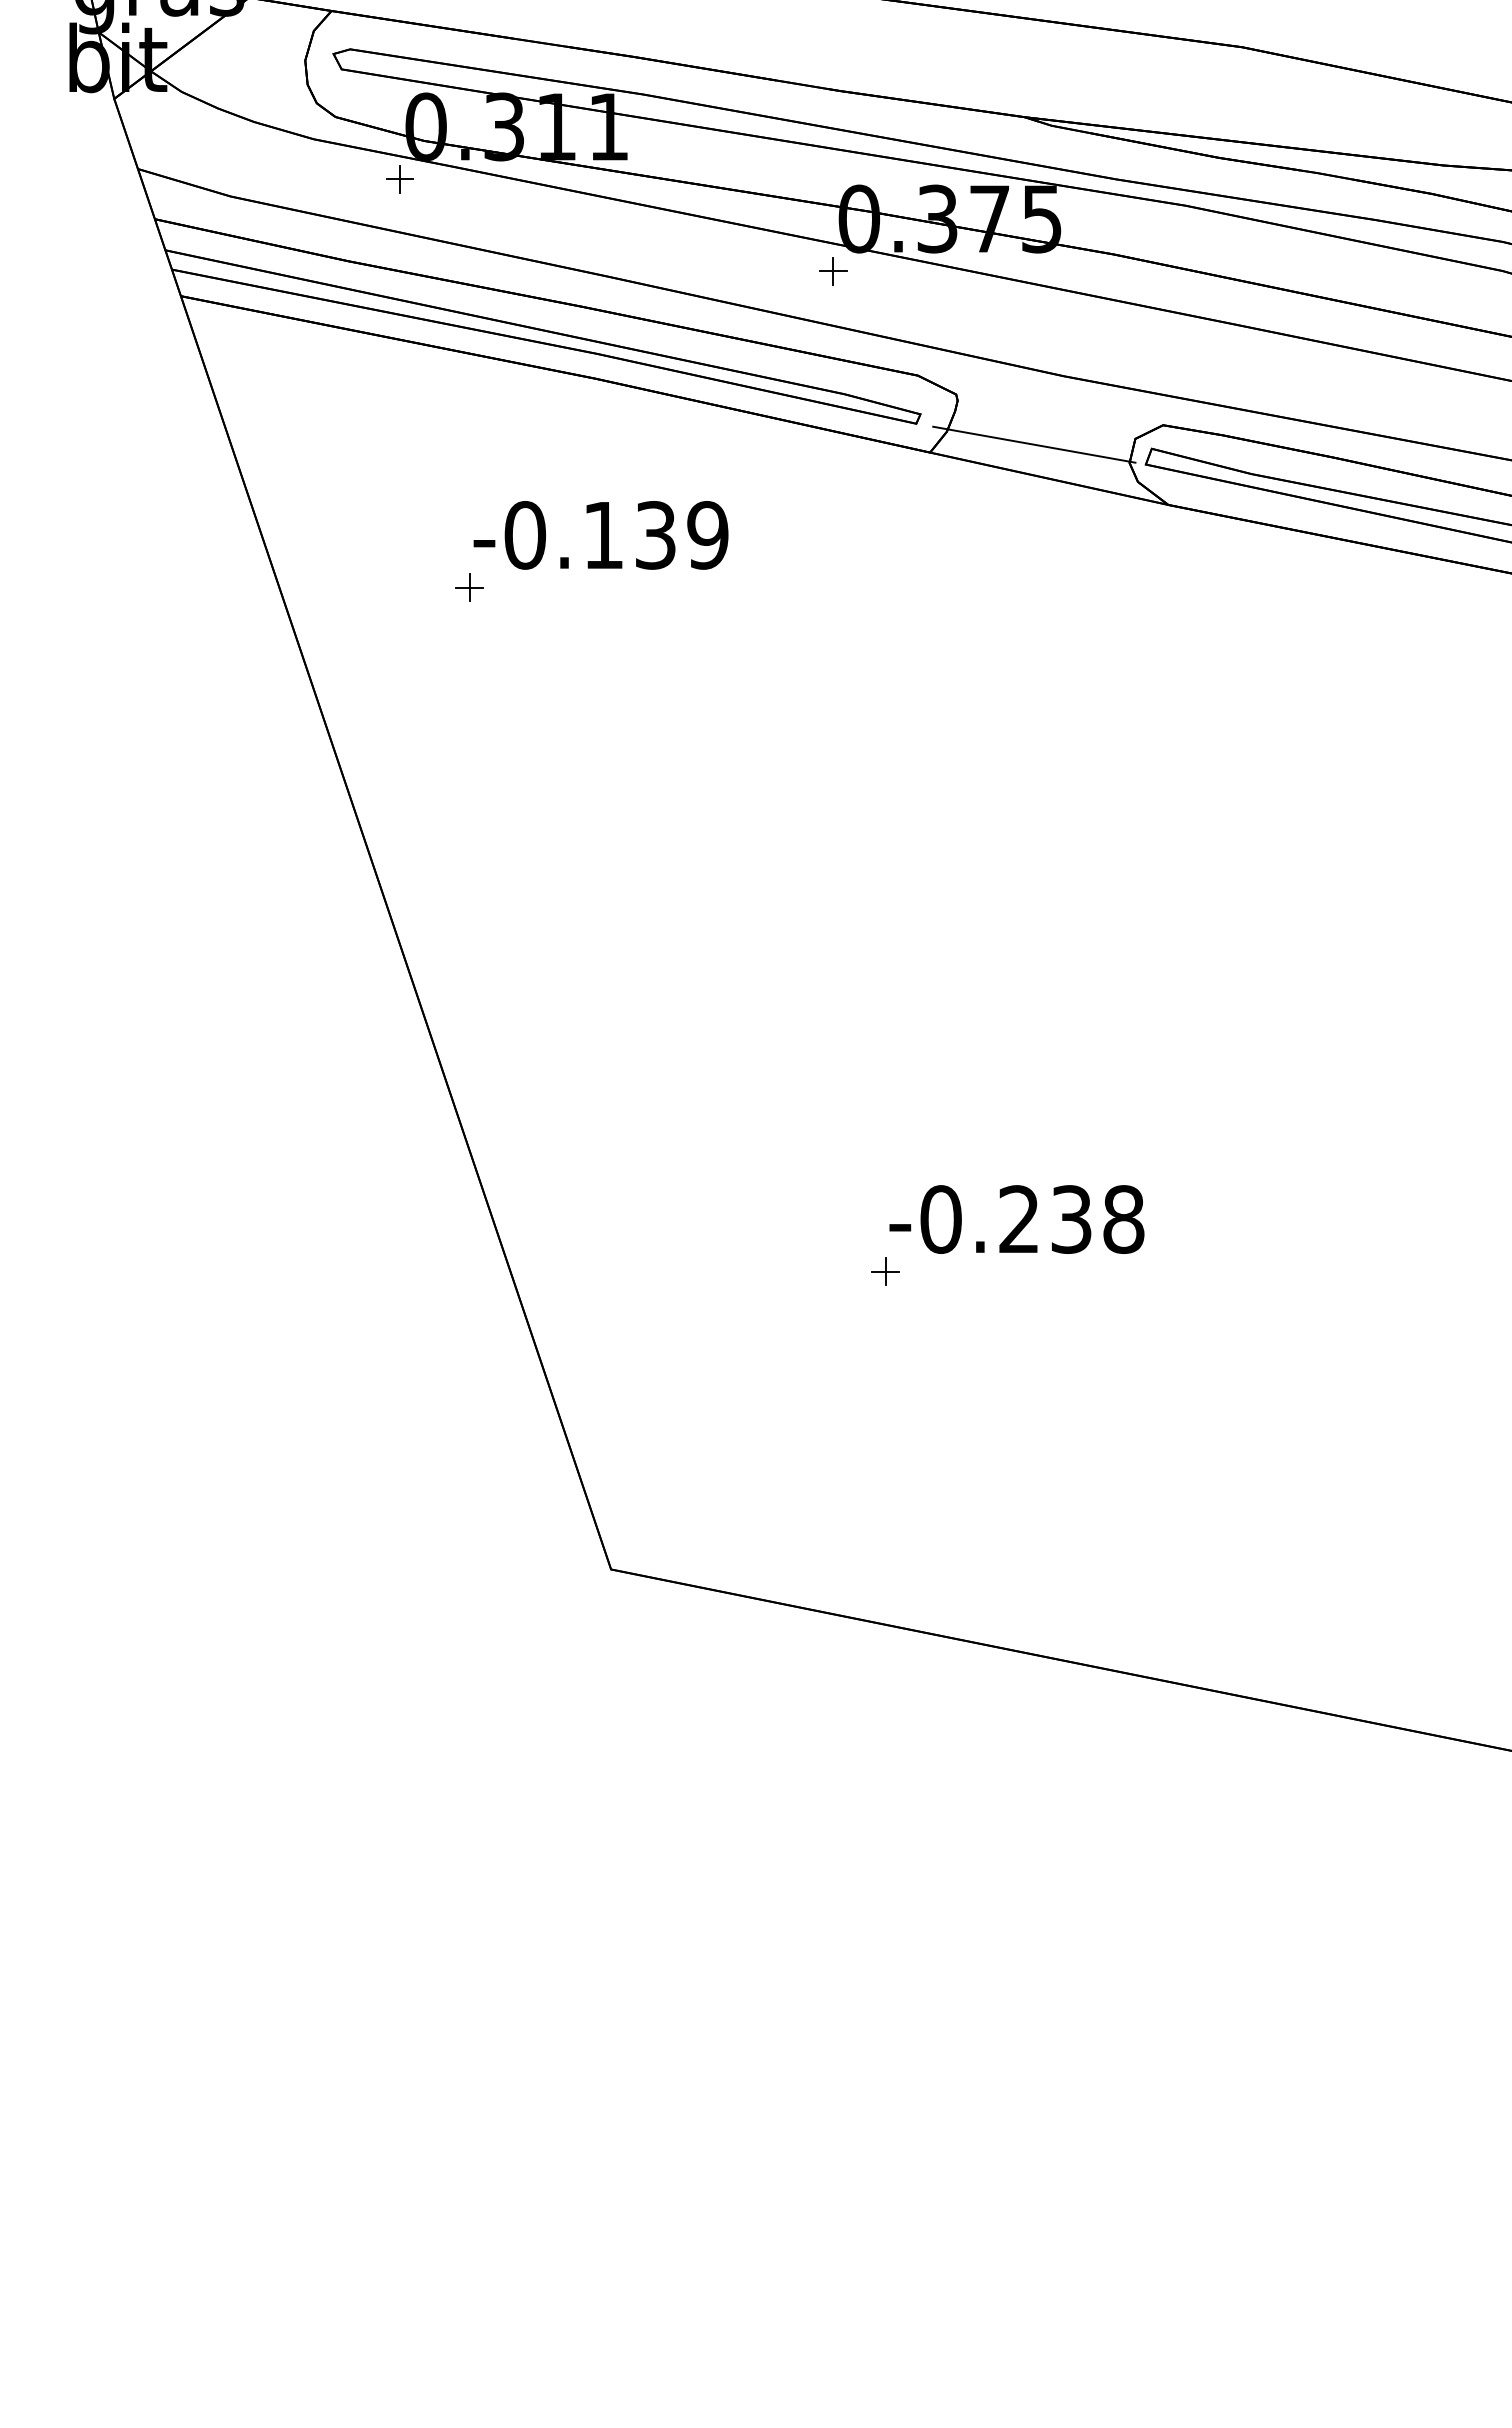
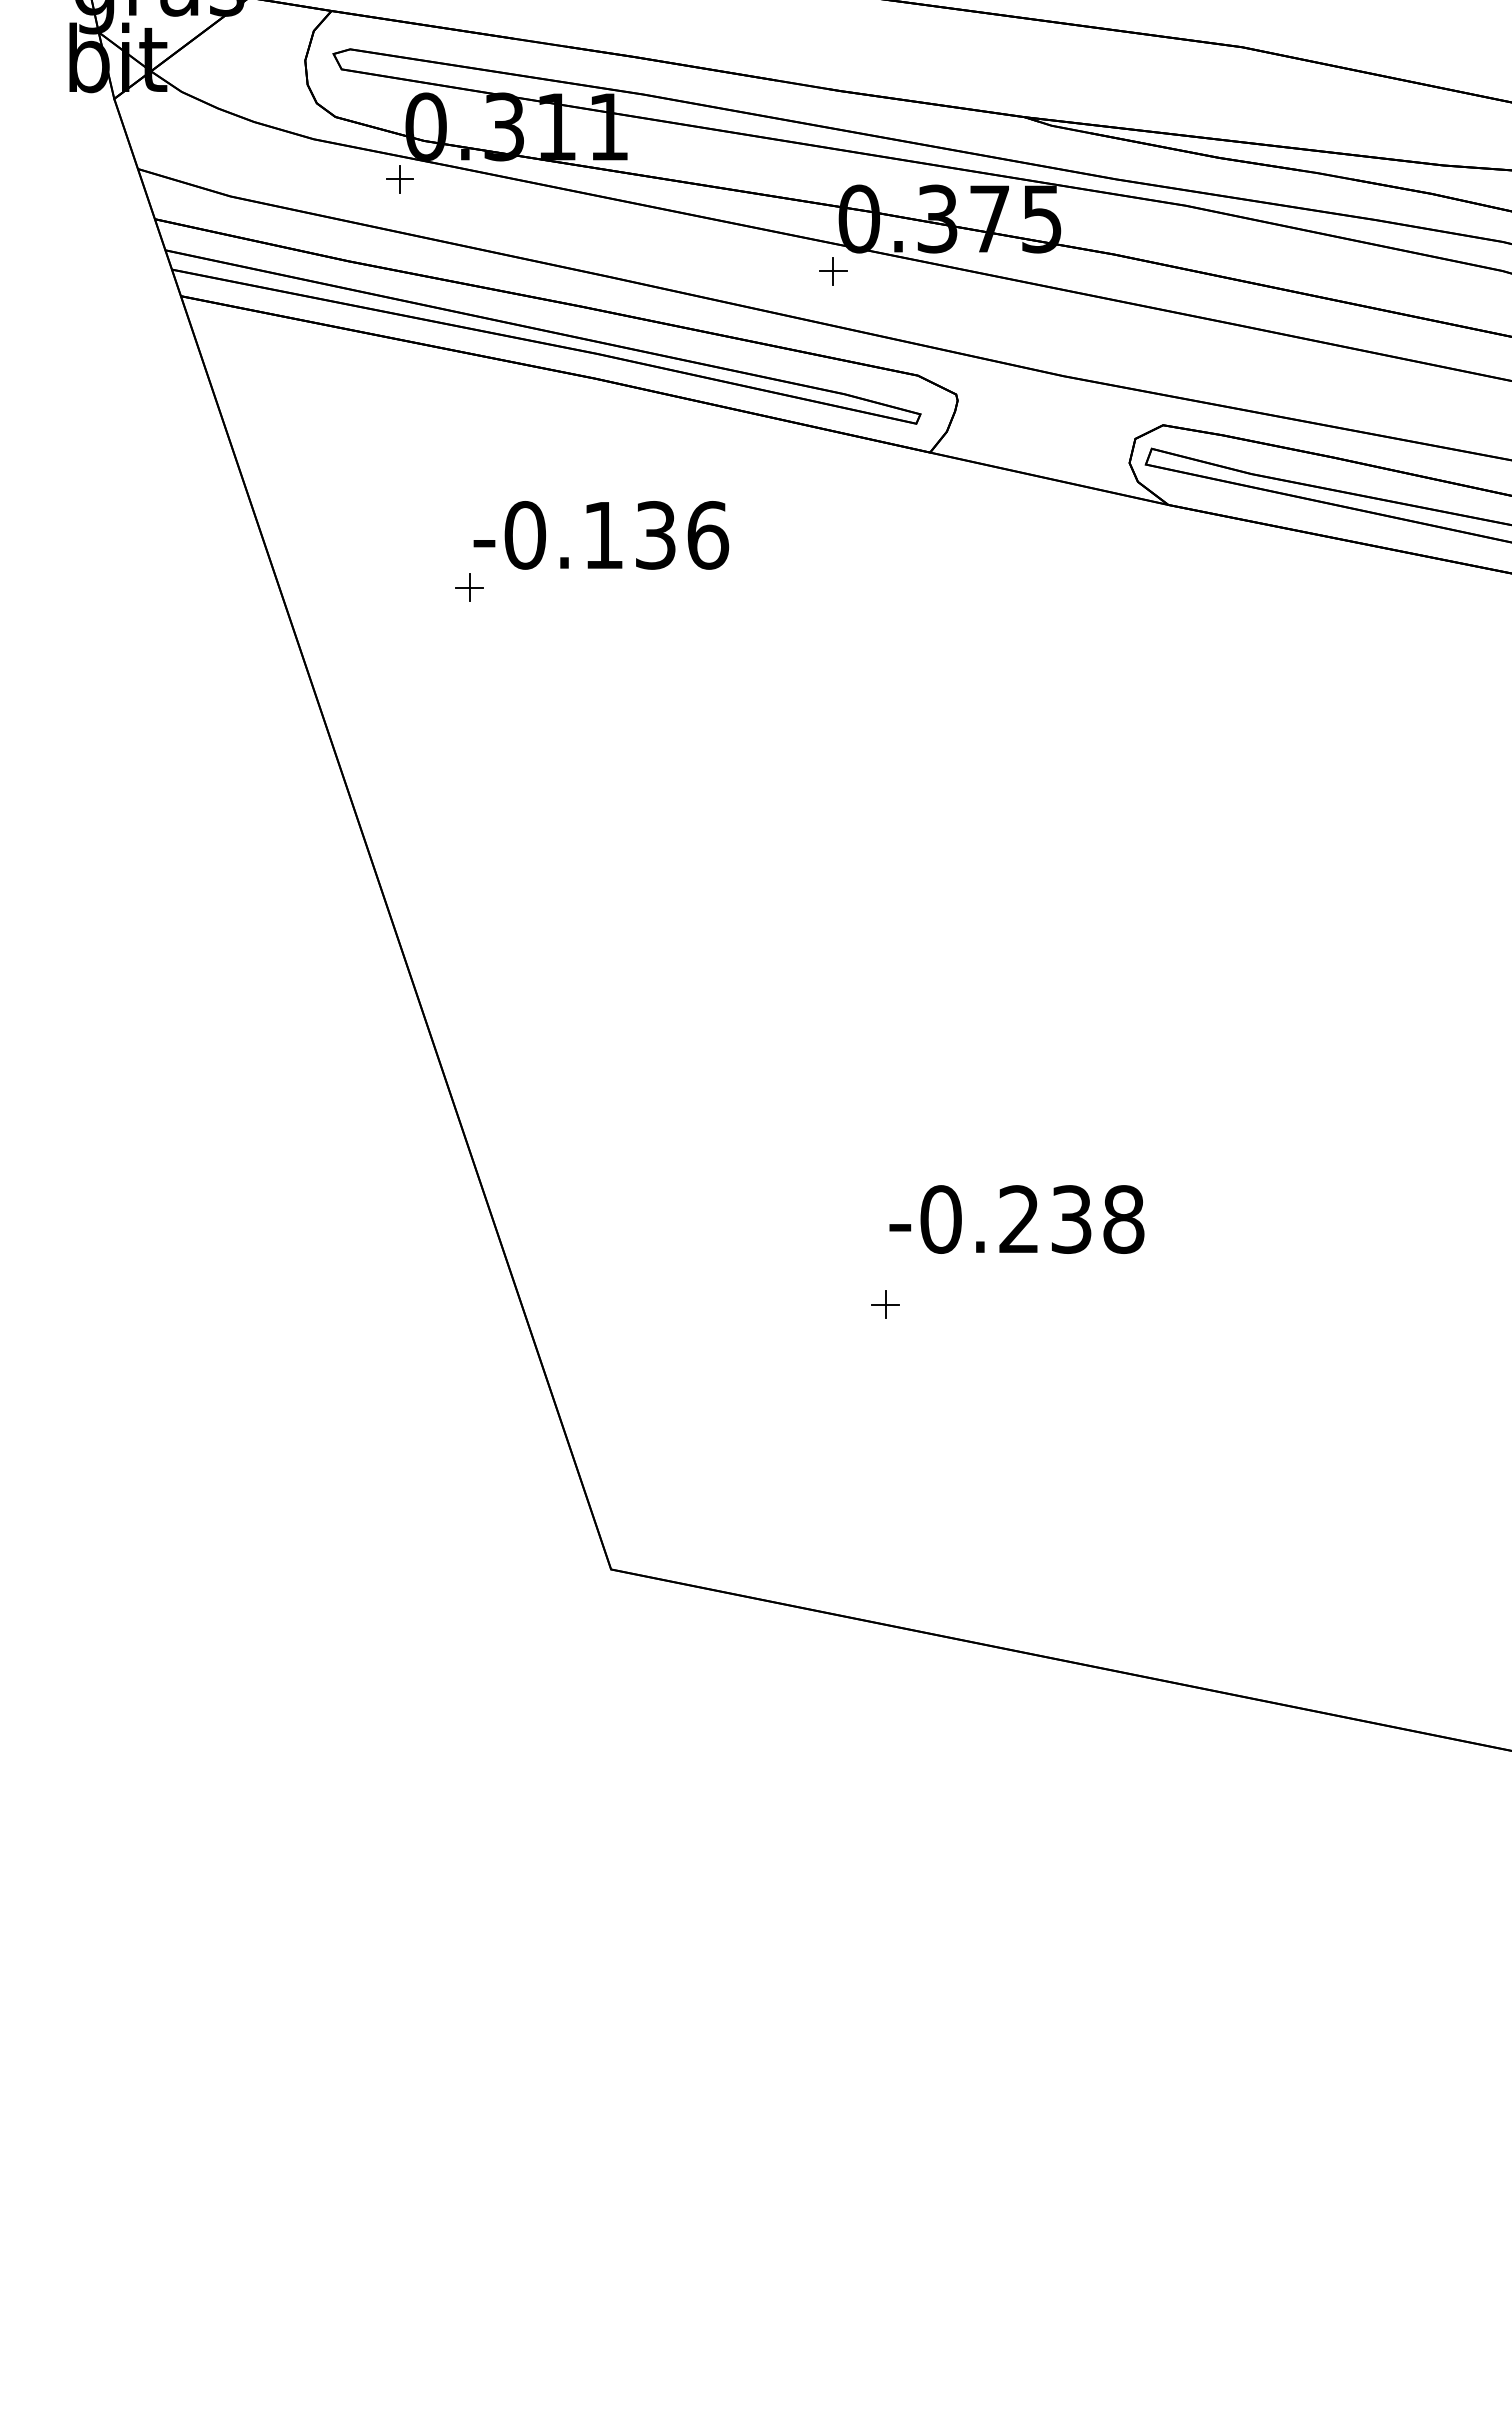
line: present -> none (1034, 444)
text: -0.139 -> -0.136 (708, 535)
part position: (885, 1271) -> (885, 1304) (885, 1304)
